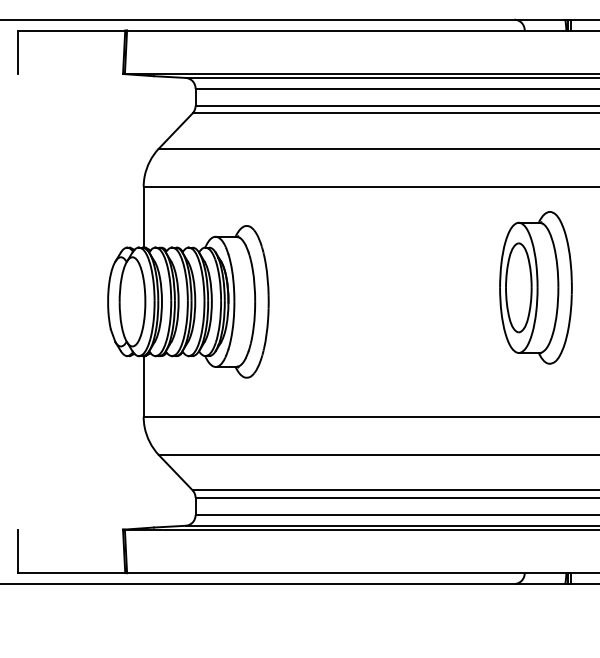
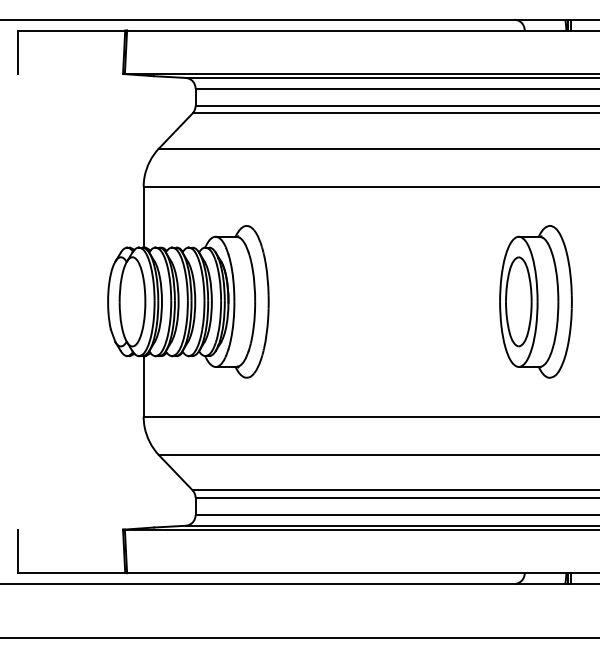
part position: (535, 287) -> (535, 301) (535, 301)
line: none -> present (299, 638)
